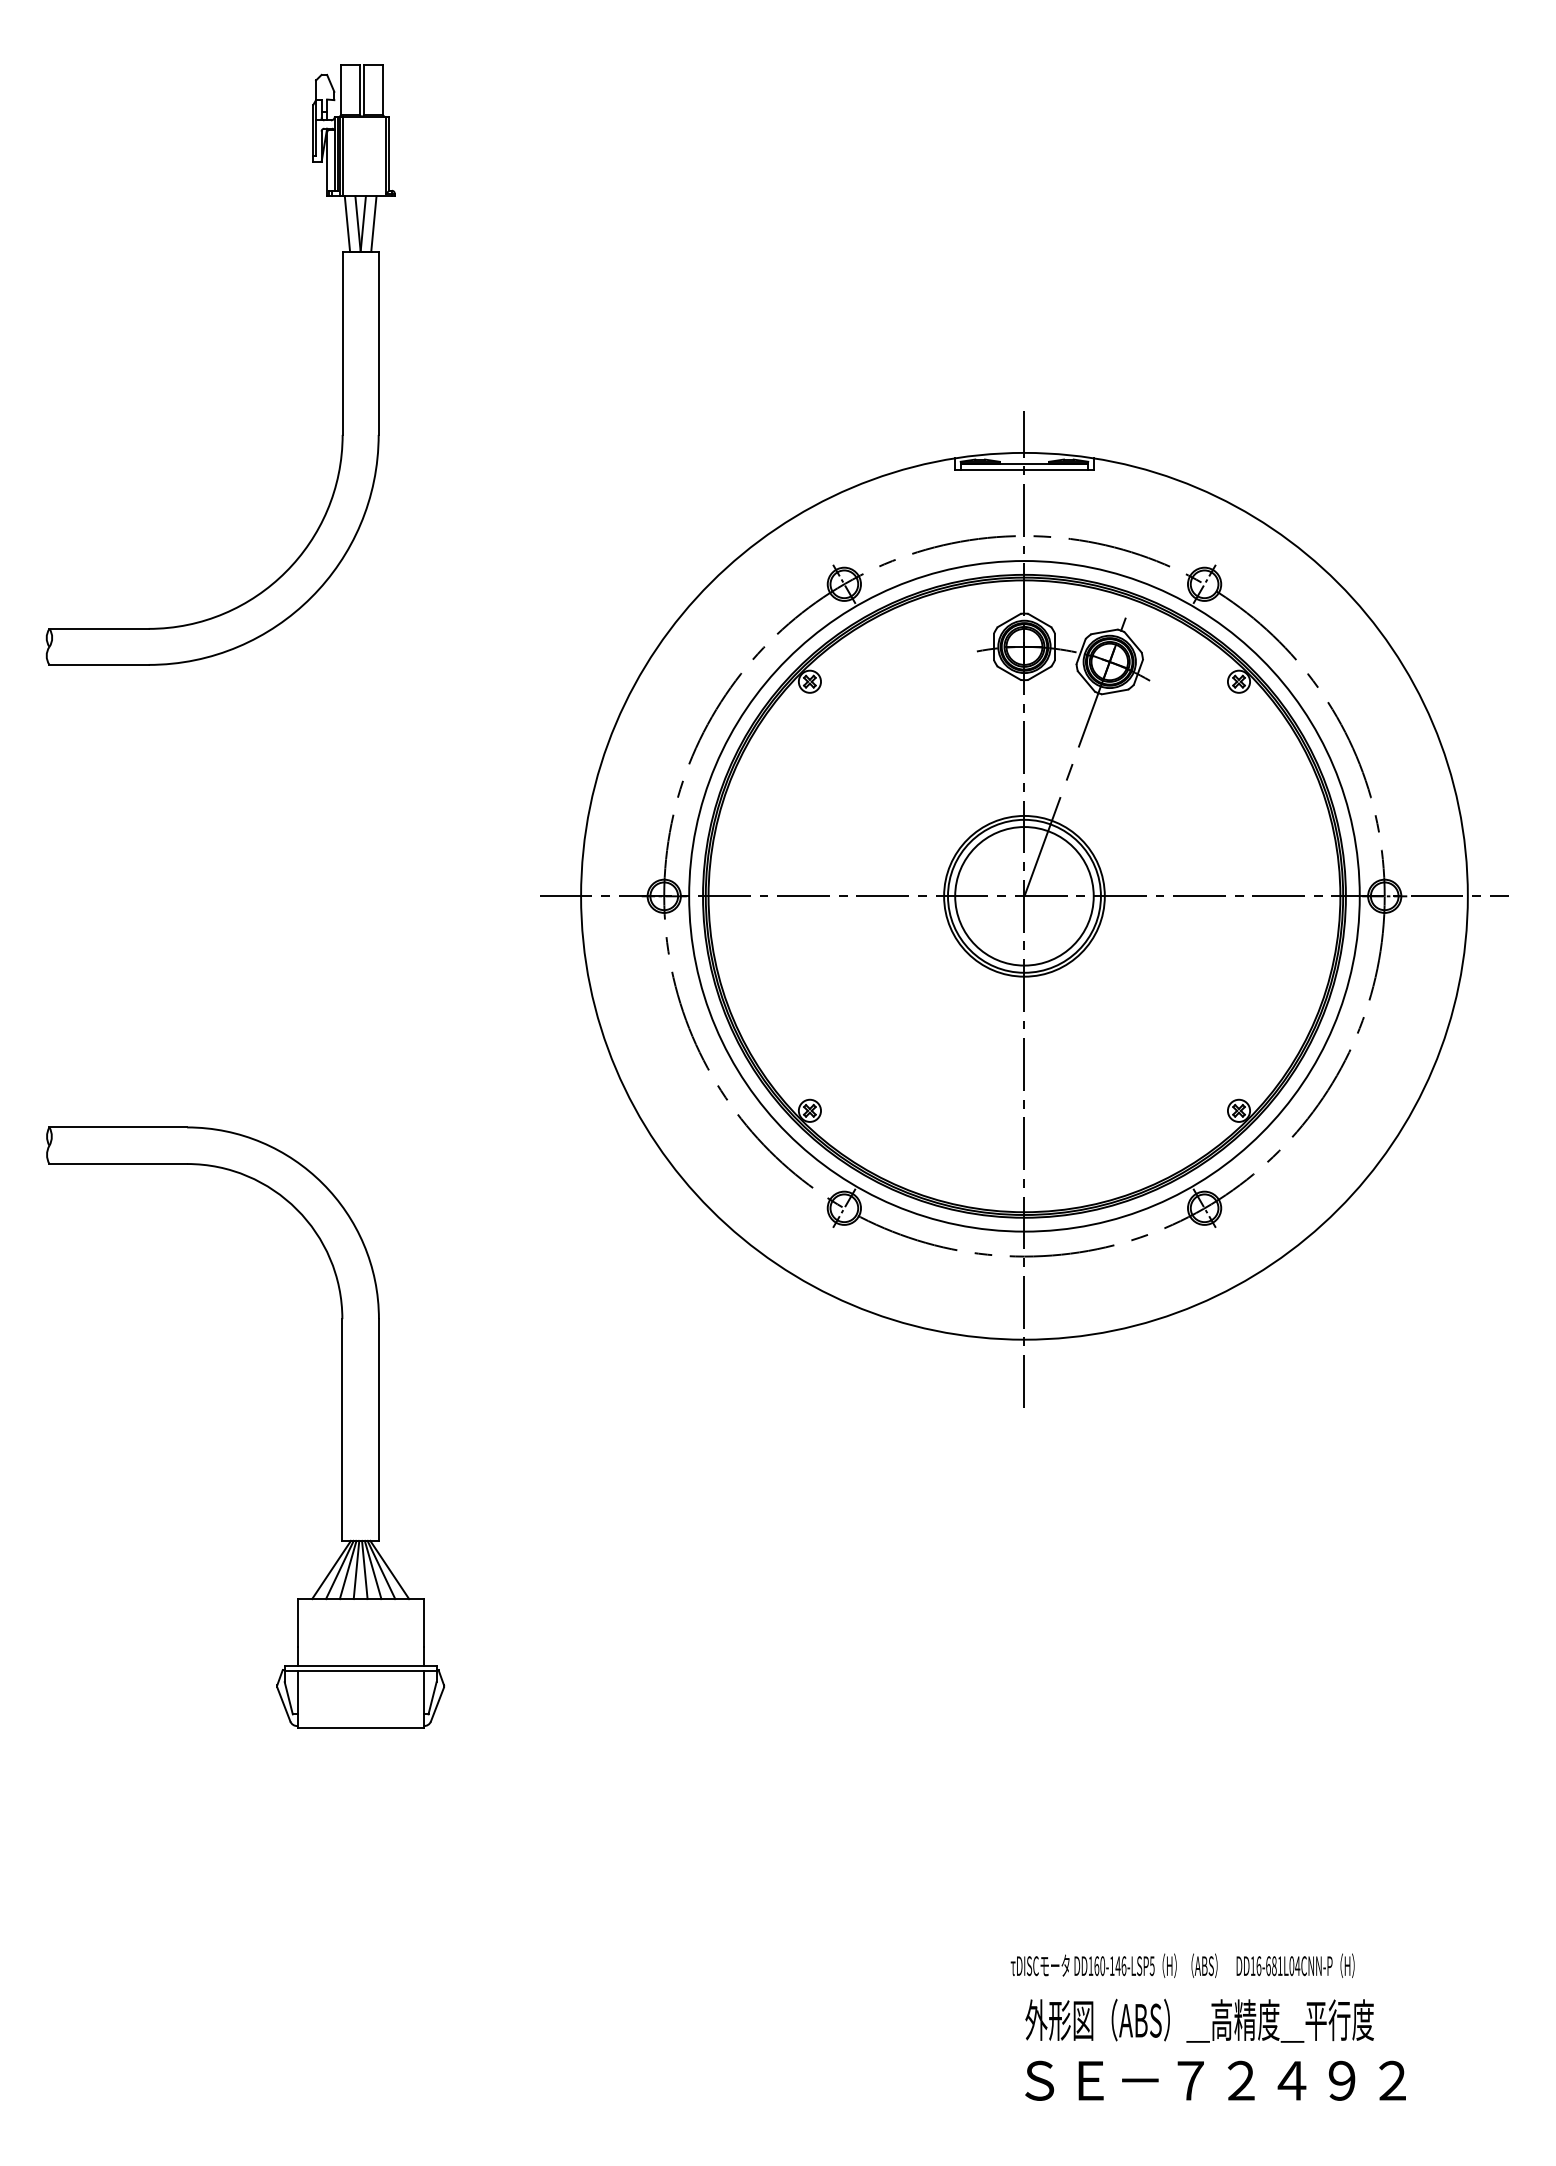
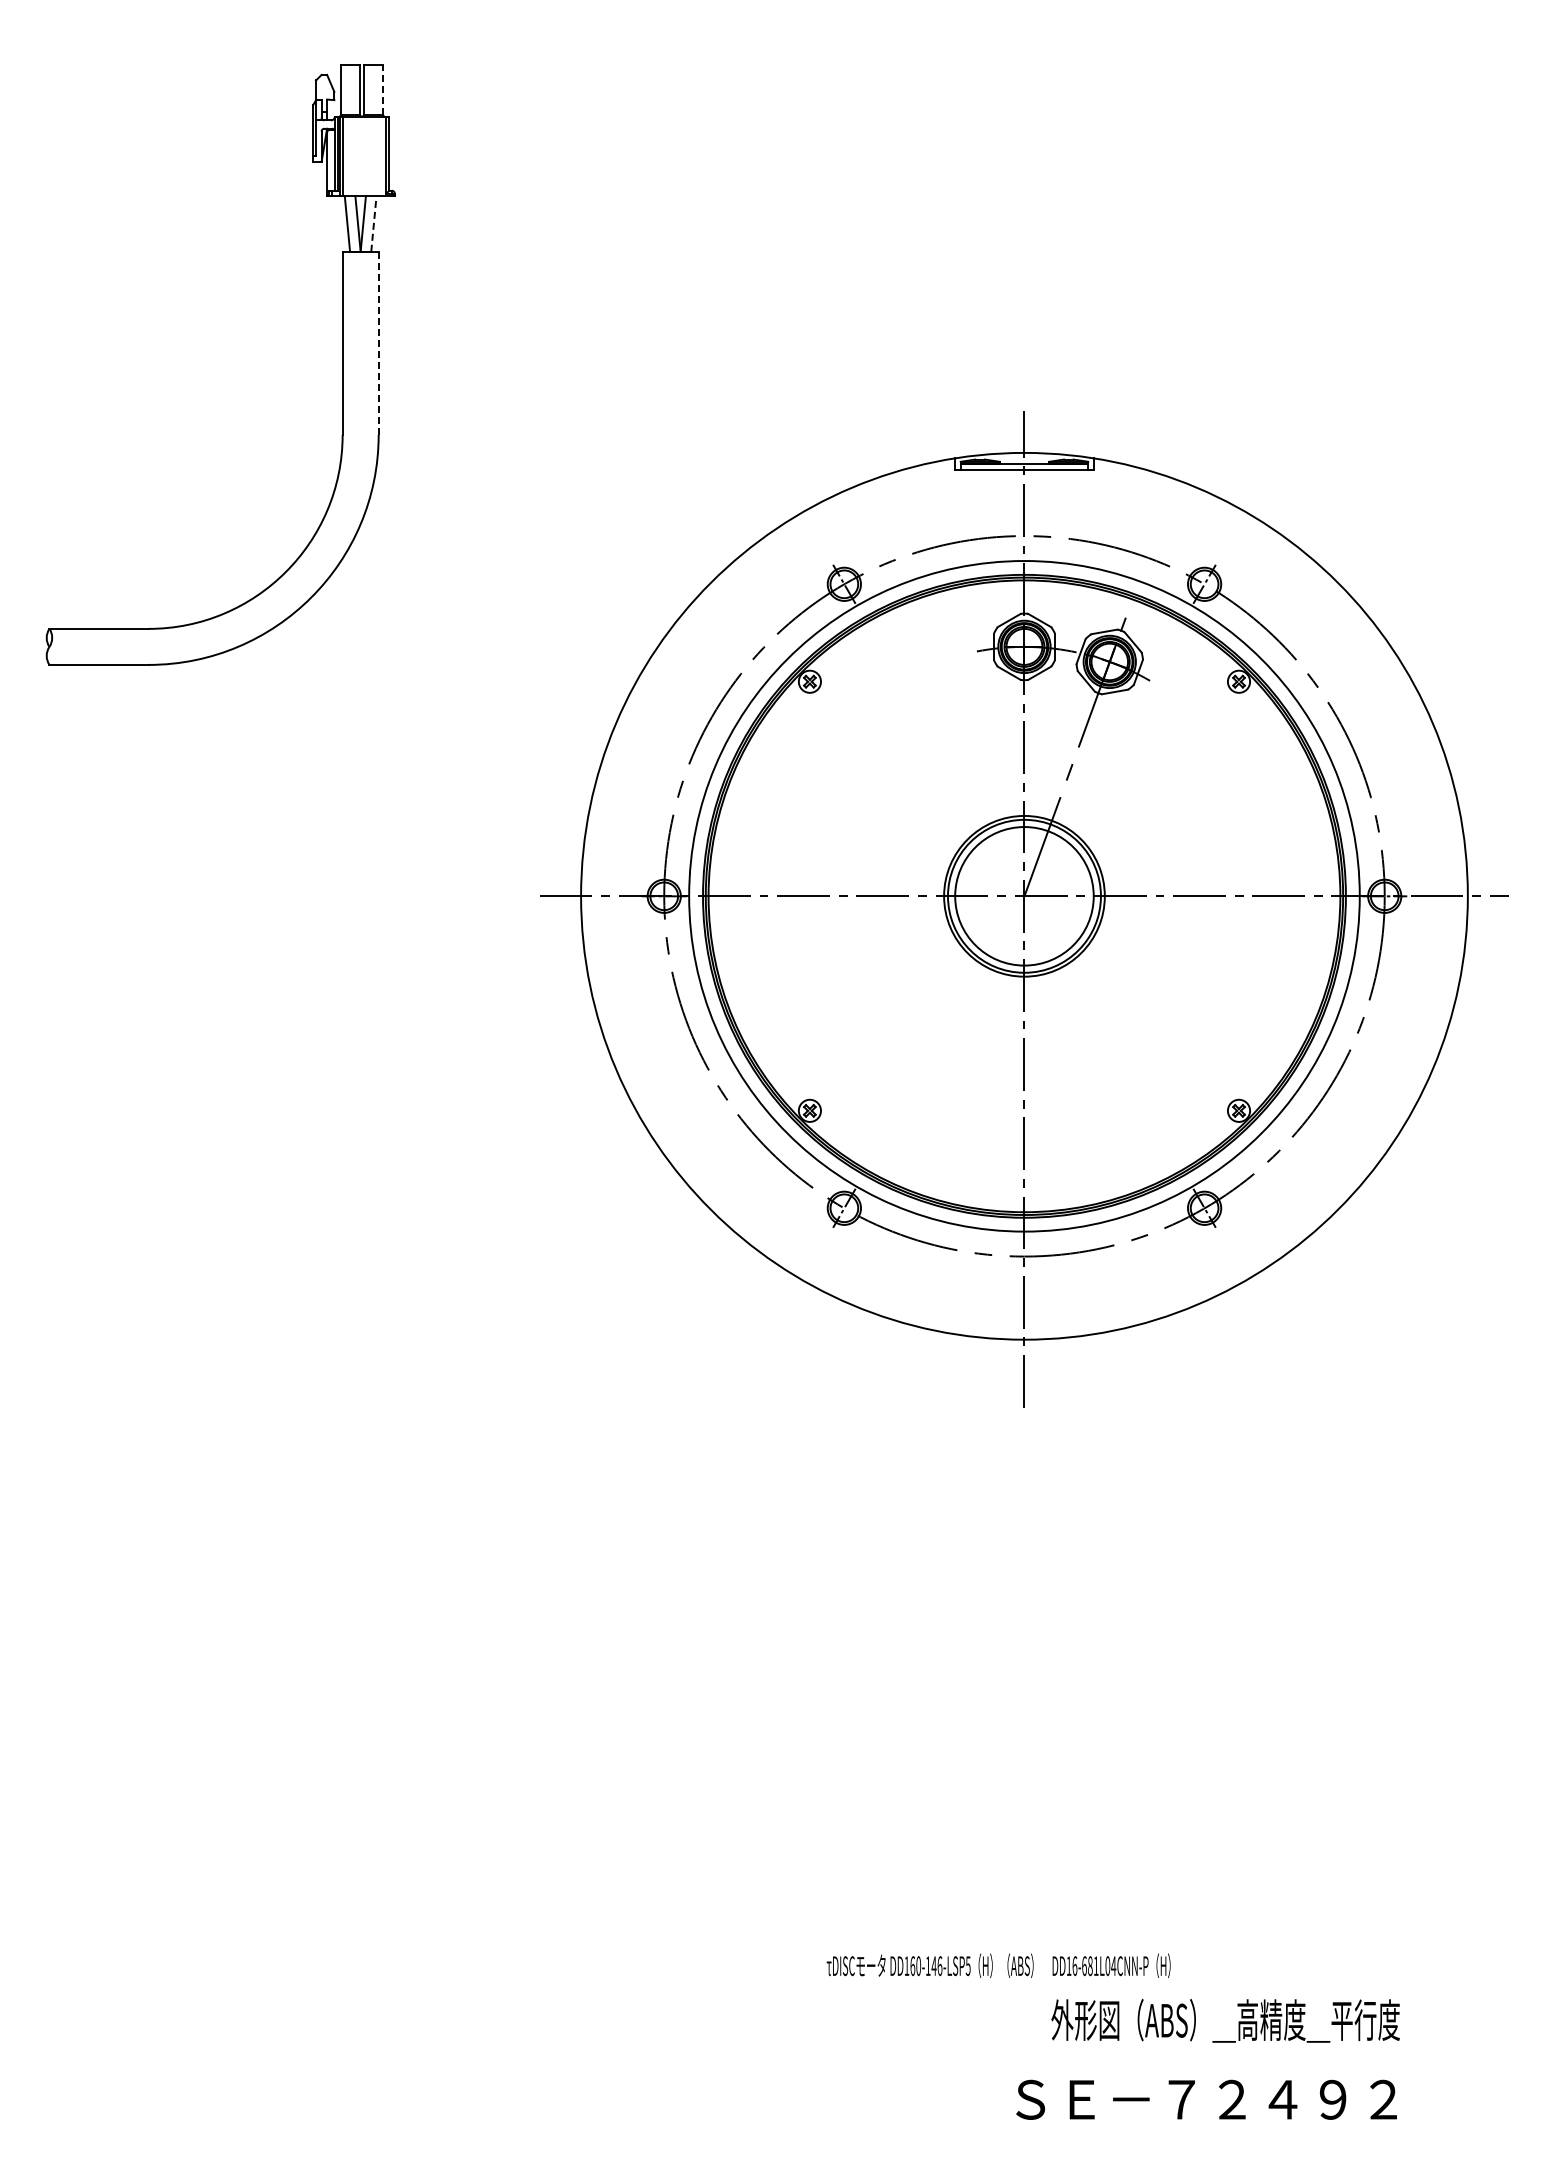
line: solid -> dashed (383, 89)
line: solid -> dashed (373, 224)
line: solid -> dashed (378, 343)
part: present -> none (341, 1427)
text position: (1182, 1965) -> (998, 1965) (998, 1965)
text position: (1199, 2020) -> (1225, 2020) (1225, 2020)
text position: (1215, 2080) -> (1206, 2099) (1206, 2099)
